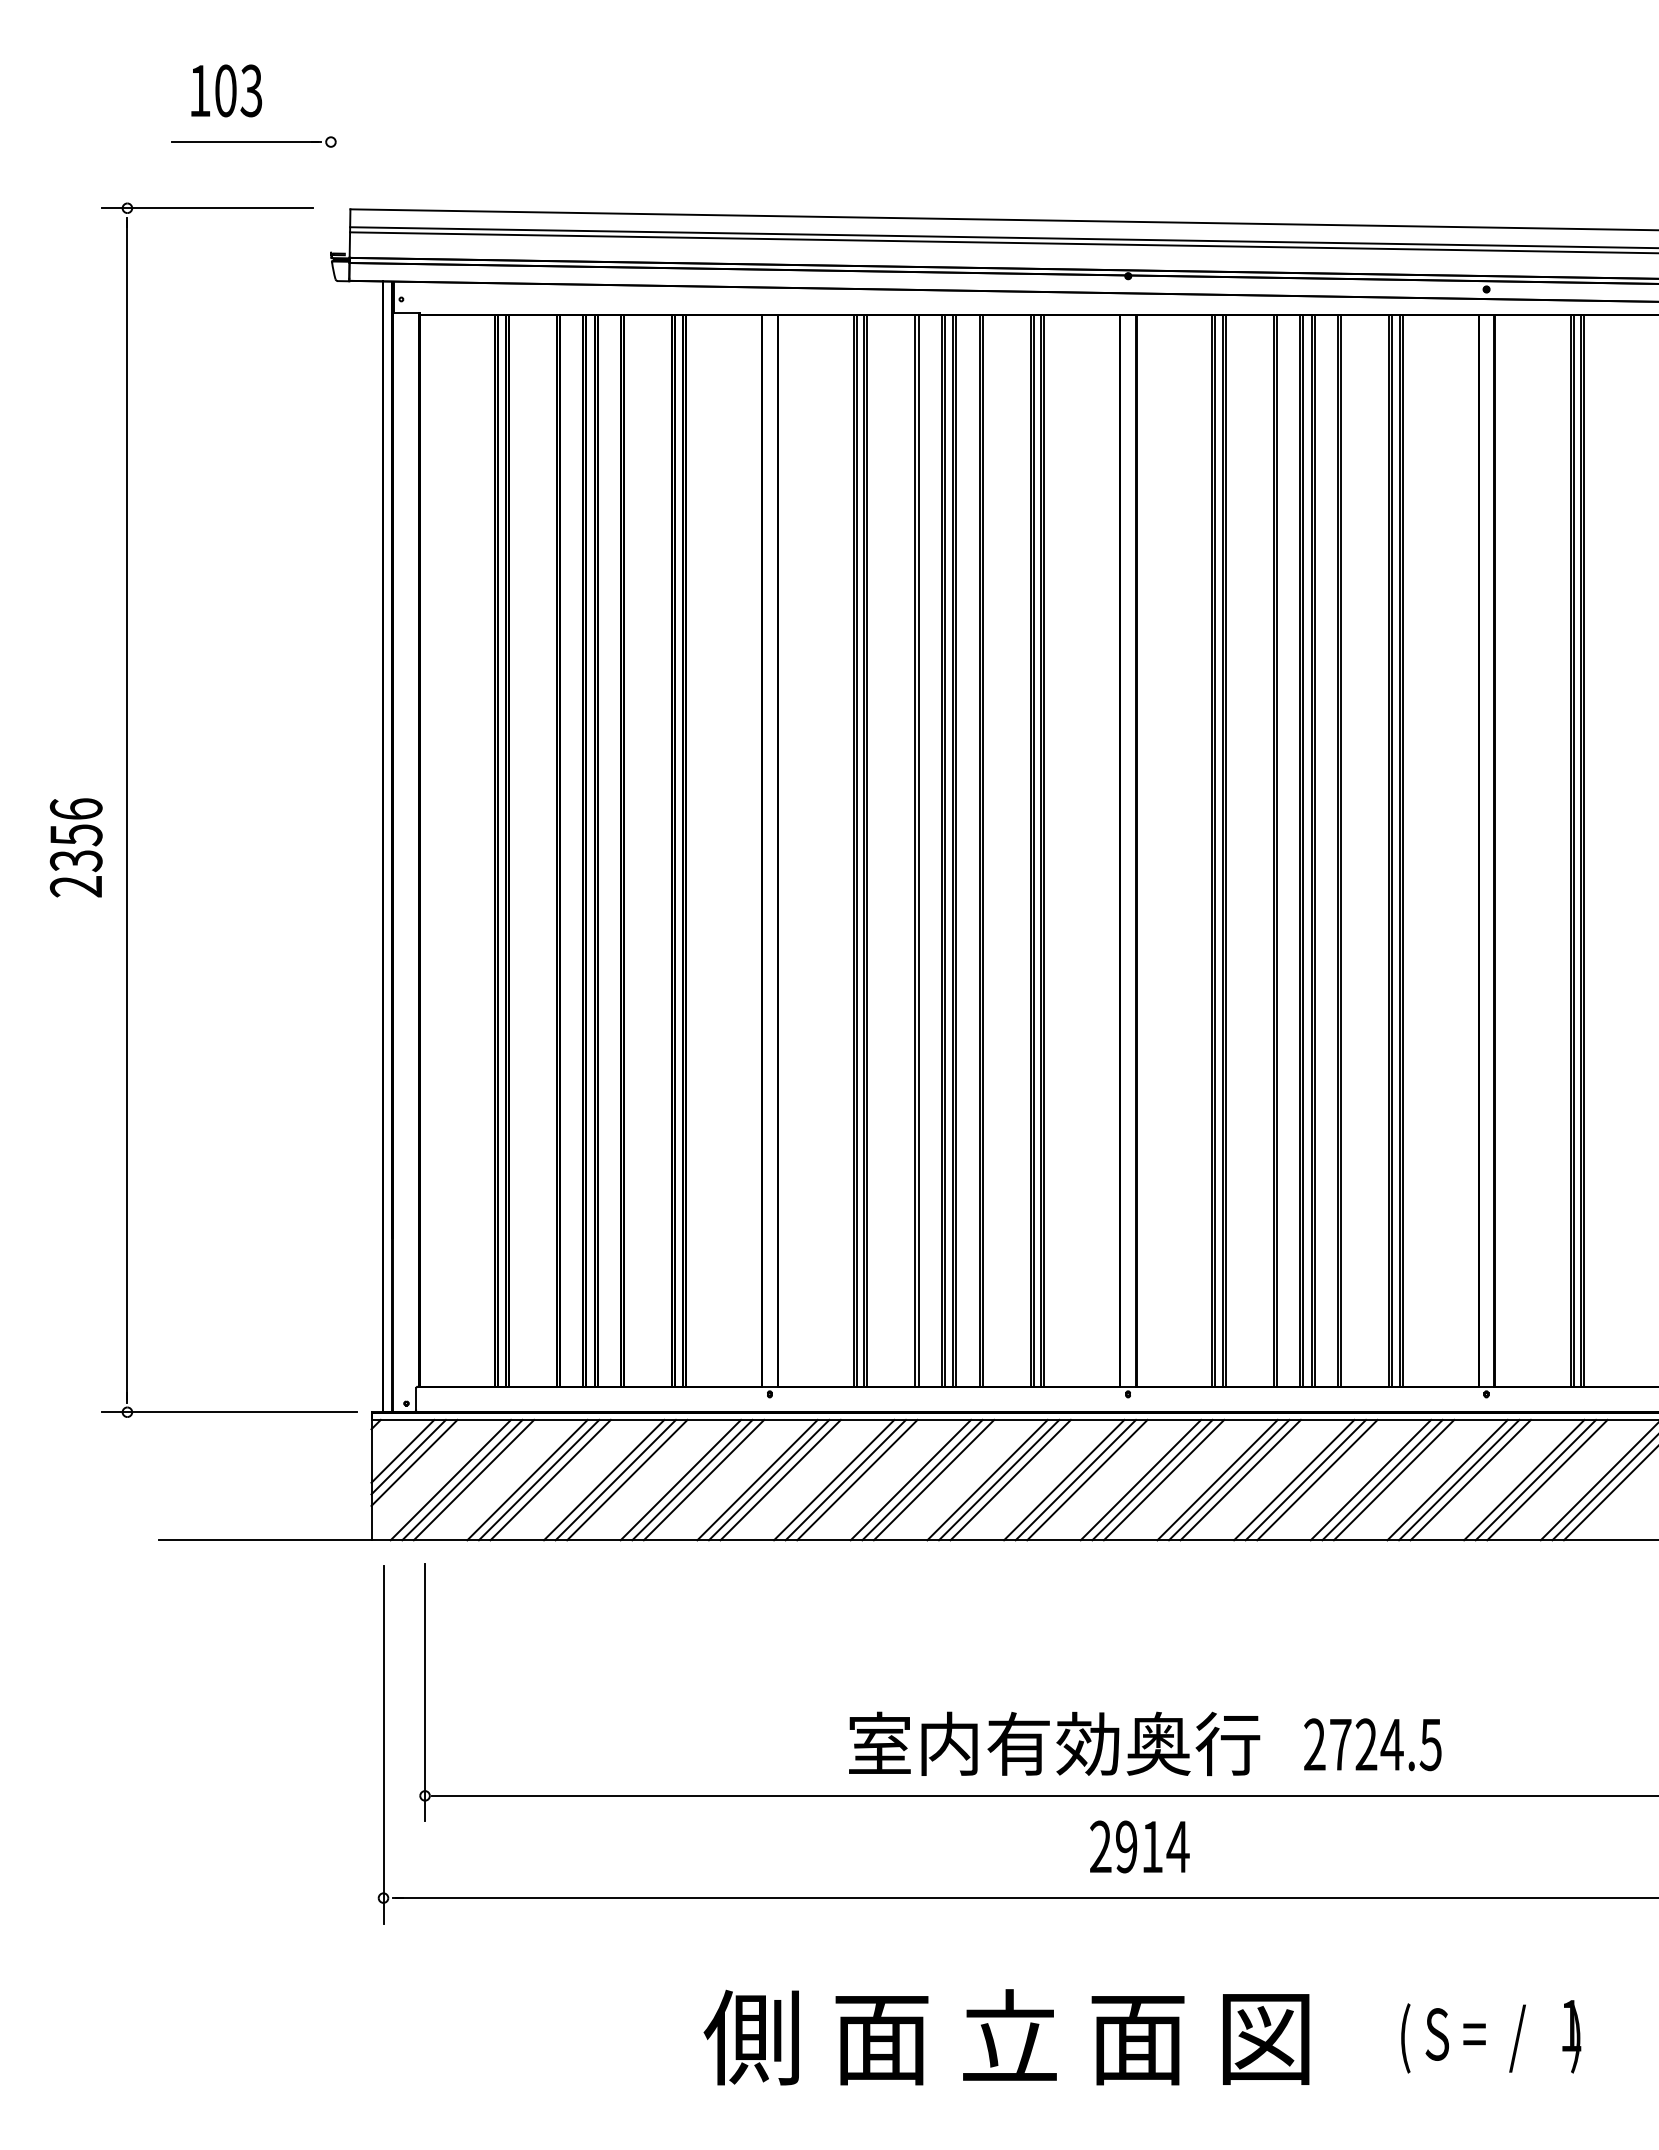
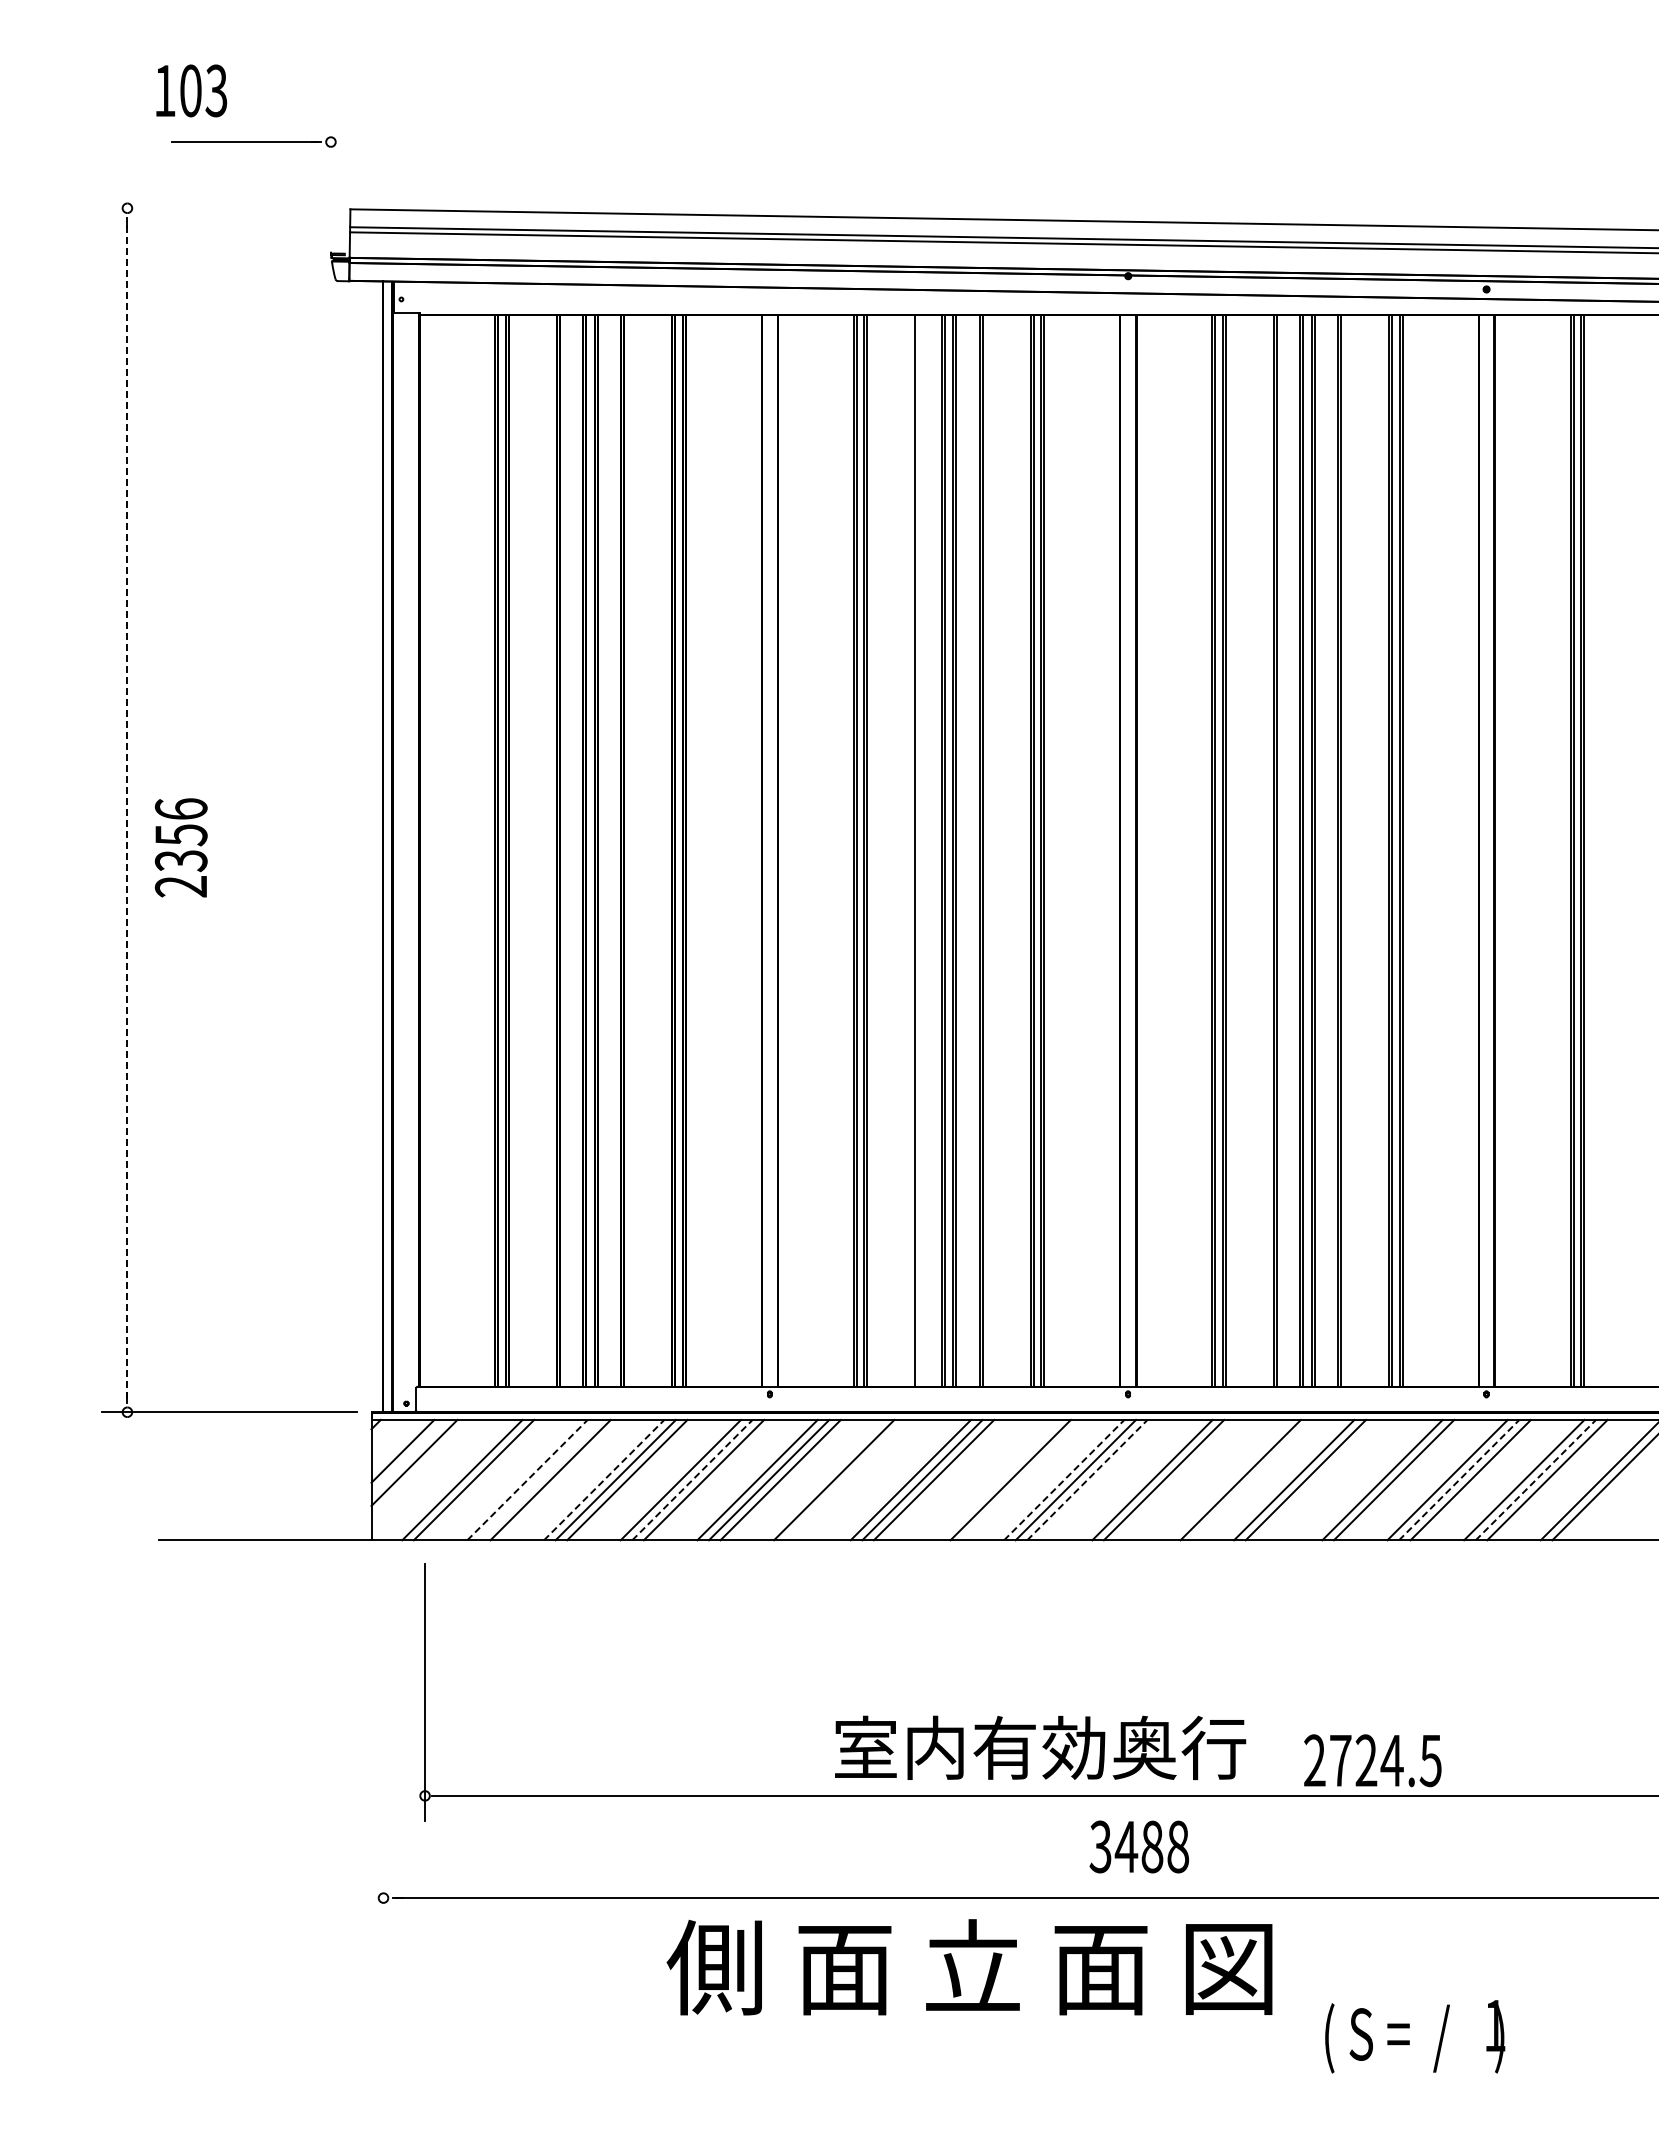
text position: (226, 90) -> (191, 90) (191, 90)
line: present -> none (206, 208)
line: solid -> dashed (127, 809)
text position: (75, 847) -> (180, 847) (180, 847)
line: present -> none (918, 850)
line: present -> none (408, 1456)
line: present -> none (450, 1479)
line: solid -> dashed (527, 1479)
line: present -> none (538, 1479)
line: solid -> dashed (604, 1479)
line: solid -> dashed (692, 1479)
line: present -> none (845, 1479)
line: present -> none (857, 1479)
line: present -> none (987, 1479)
line: present -> none (998, 1479)
line: solid -> dashed (1064, 1479)
line: solid -> dashed (1087, 1479)
line: present -> none (1140, 1479)
line: present -> none (1217, 1479)
line: present -> none (1229, 1479)
line: present -> none (1317, 1479)
line: present -> none (1370, 1479)
line: solid -> dashed (1459, 1479)
line: solid -> dashed (1536, 1479)
line: present -> none (1609, 1494)
text position: (1054, 1743) -> (1040, 1747) (1040, 1747)
line: present -> none (383, 1744)
text position: (1372, 1744) -> (1372, 1760) (1372, 1760)
text: 2914 -> 3488 (1139, 1846)
text position: (1491, 2036) -> (1415, 2036) (1415, 2036)
text position: (1006, 2037) -> (969, 1967) (969, 1967)
